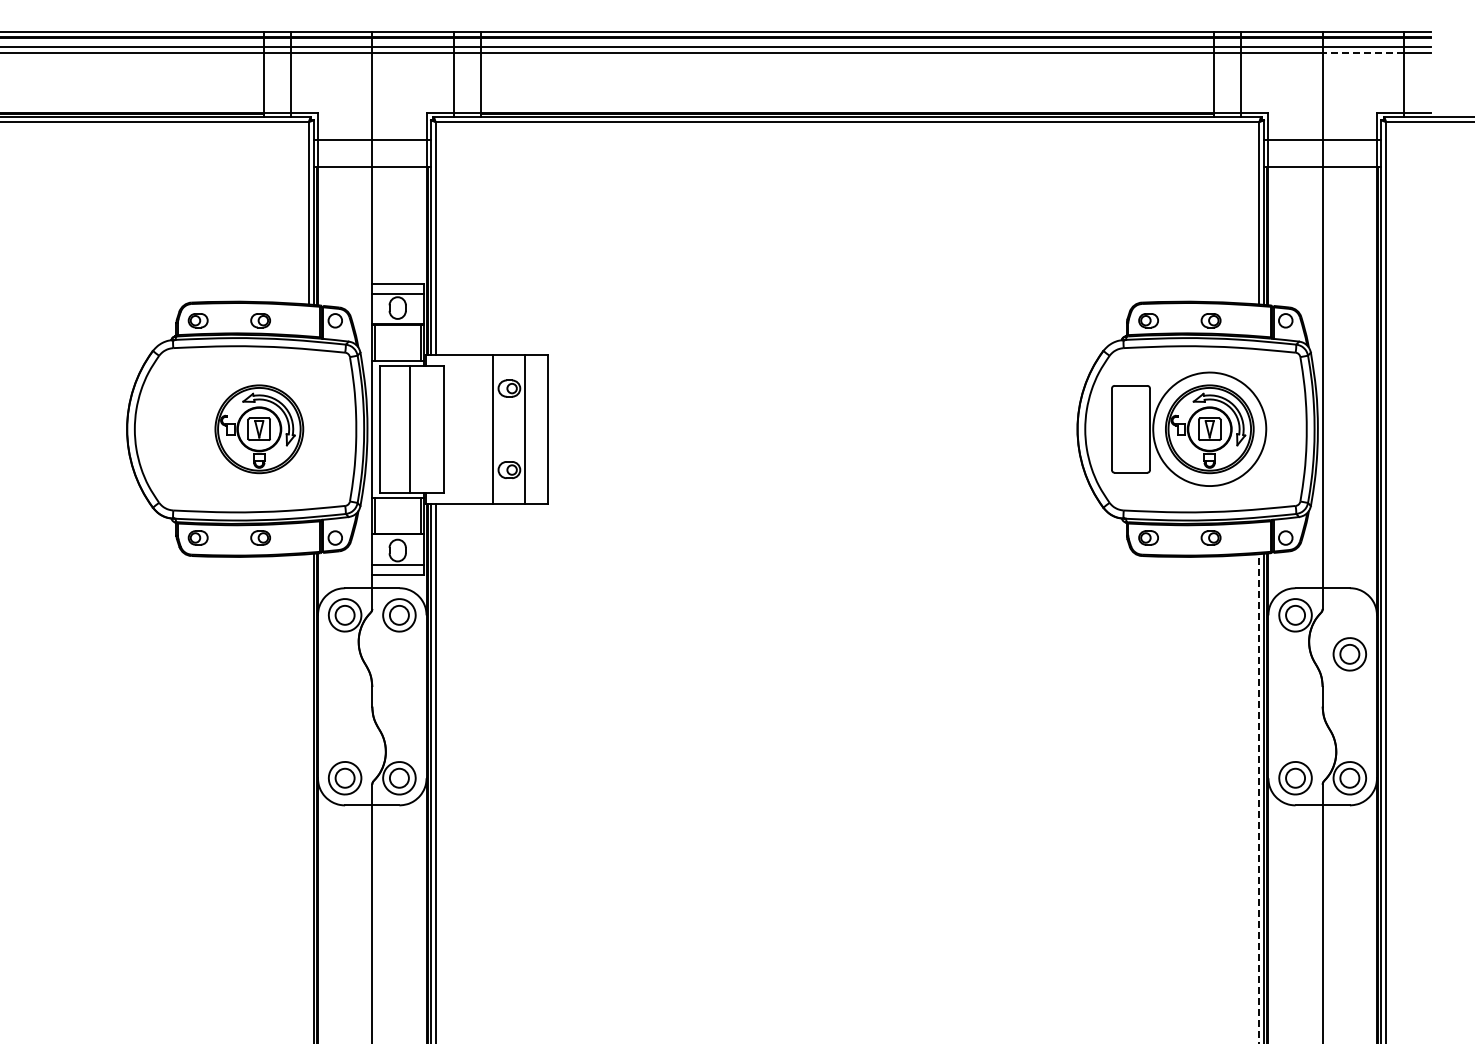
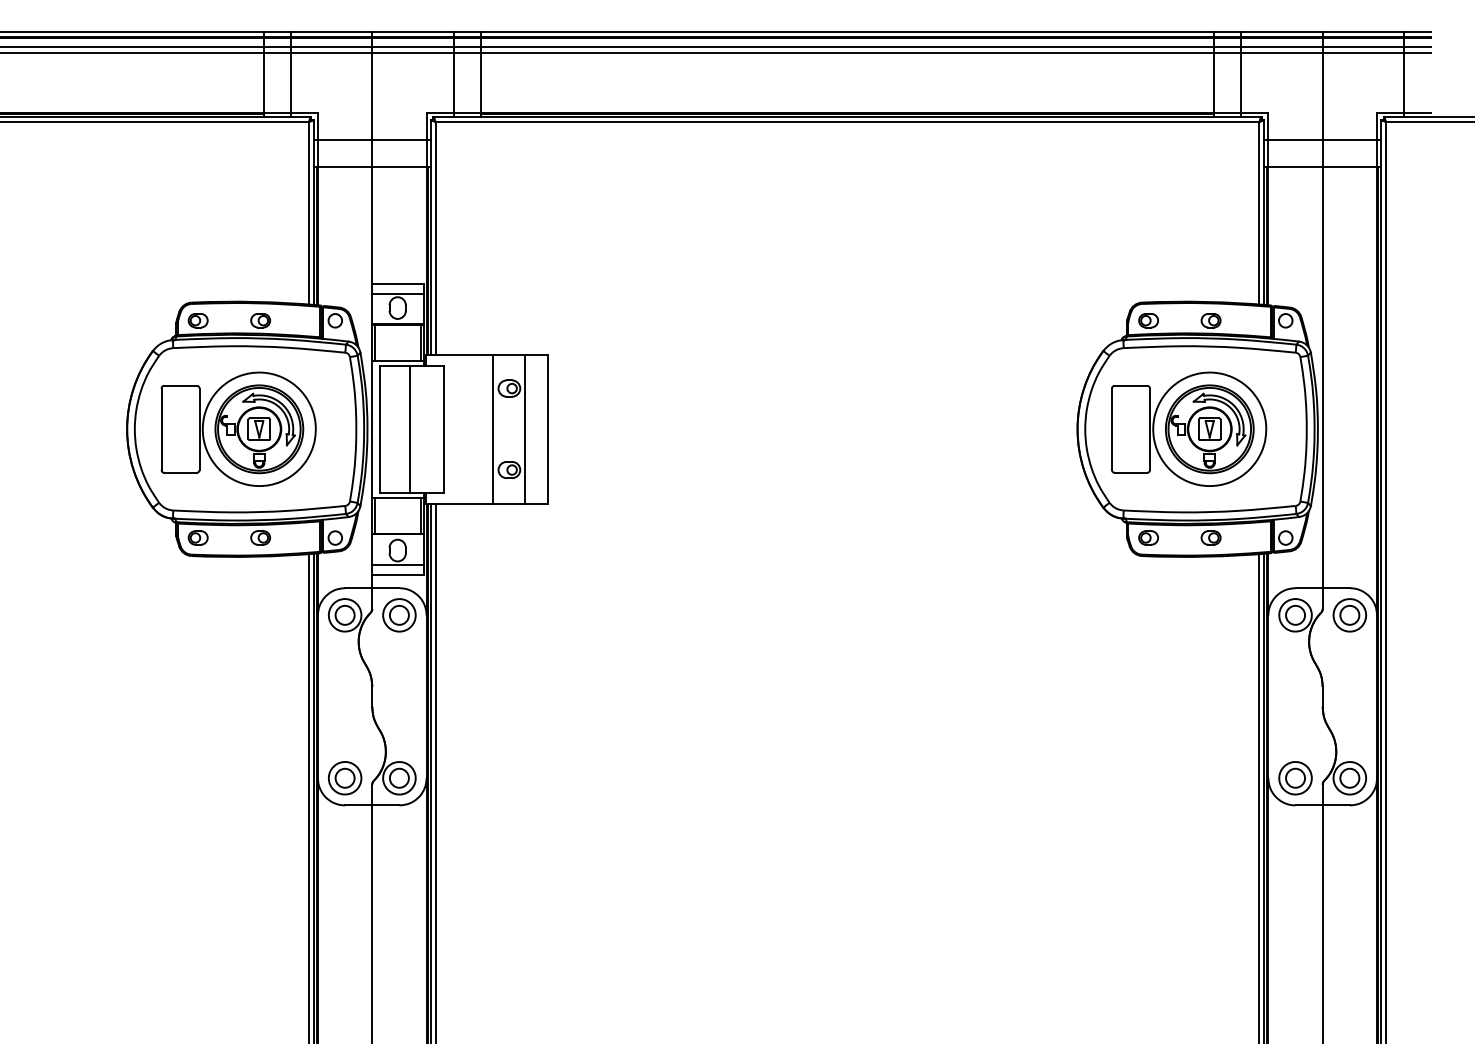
line: dashed -> solid (1363, 52)
part: none -> present (238, 428)
part position: (1349, 654) -> (1349, 615) (1349, 615)
line: none -> present (309, 797)
line: dashed -> solid (1259, 798)
